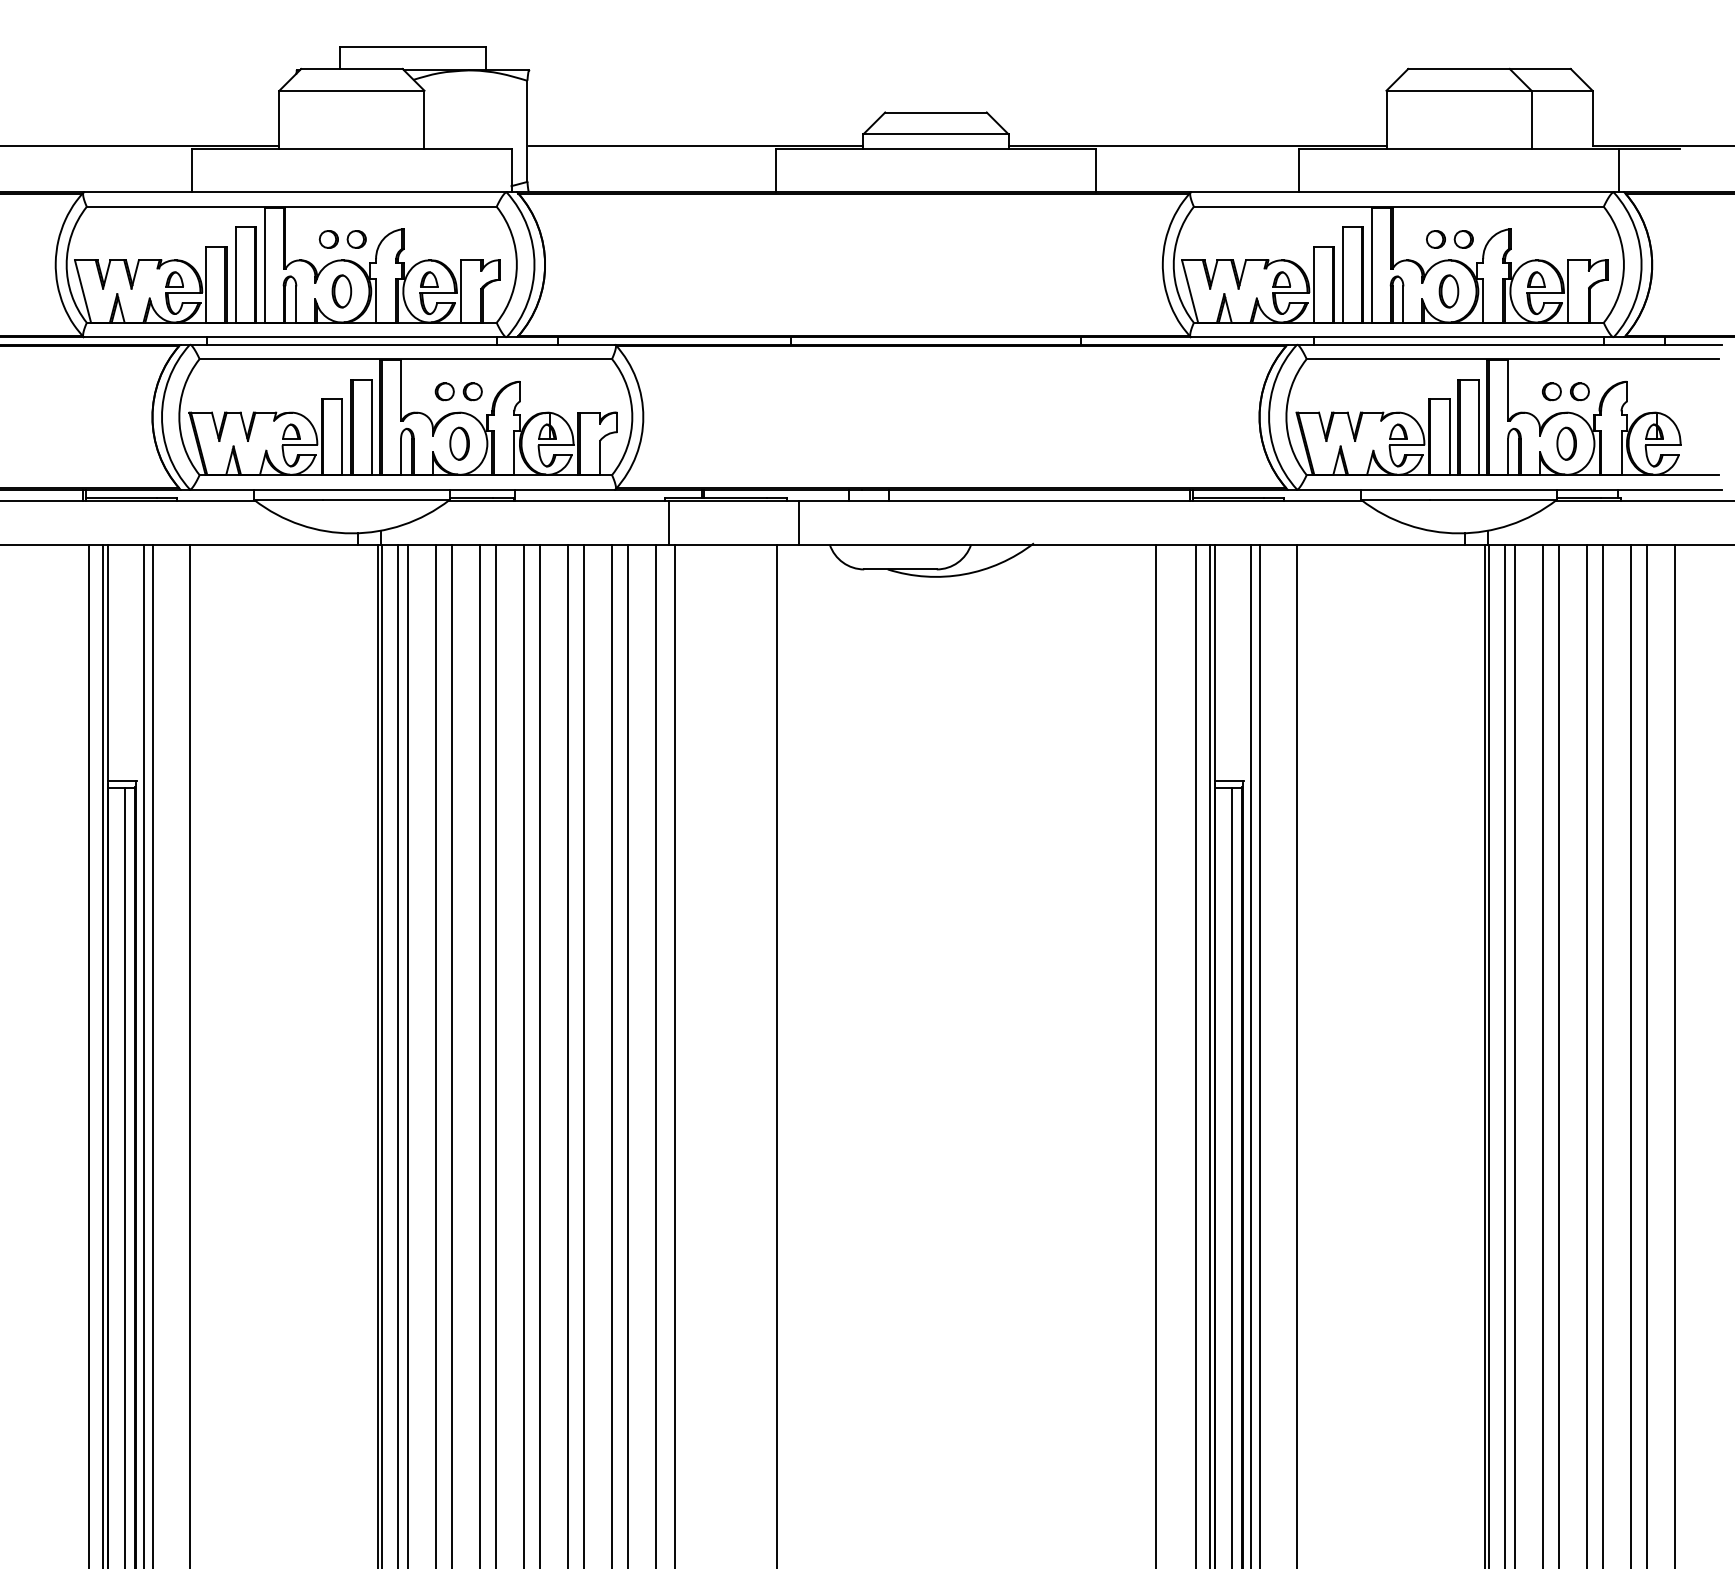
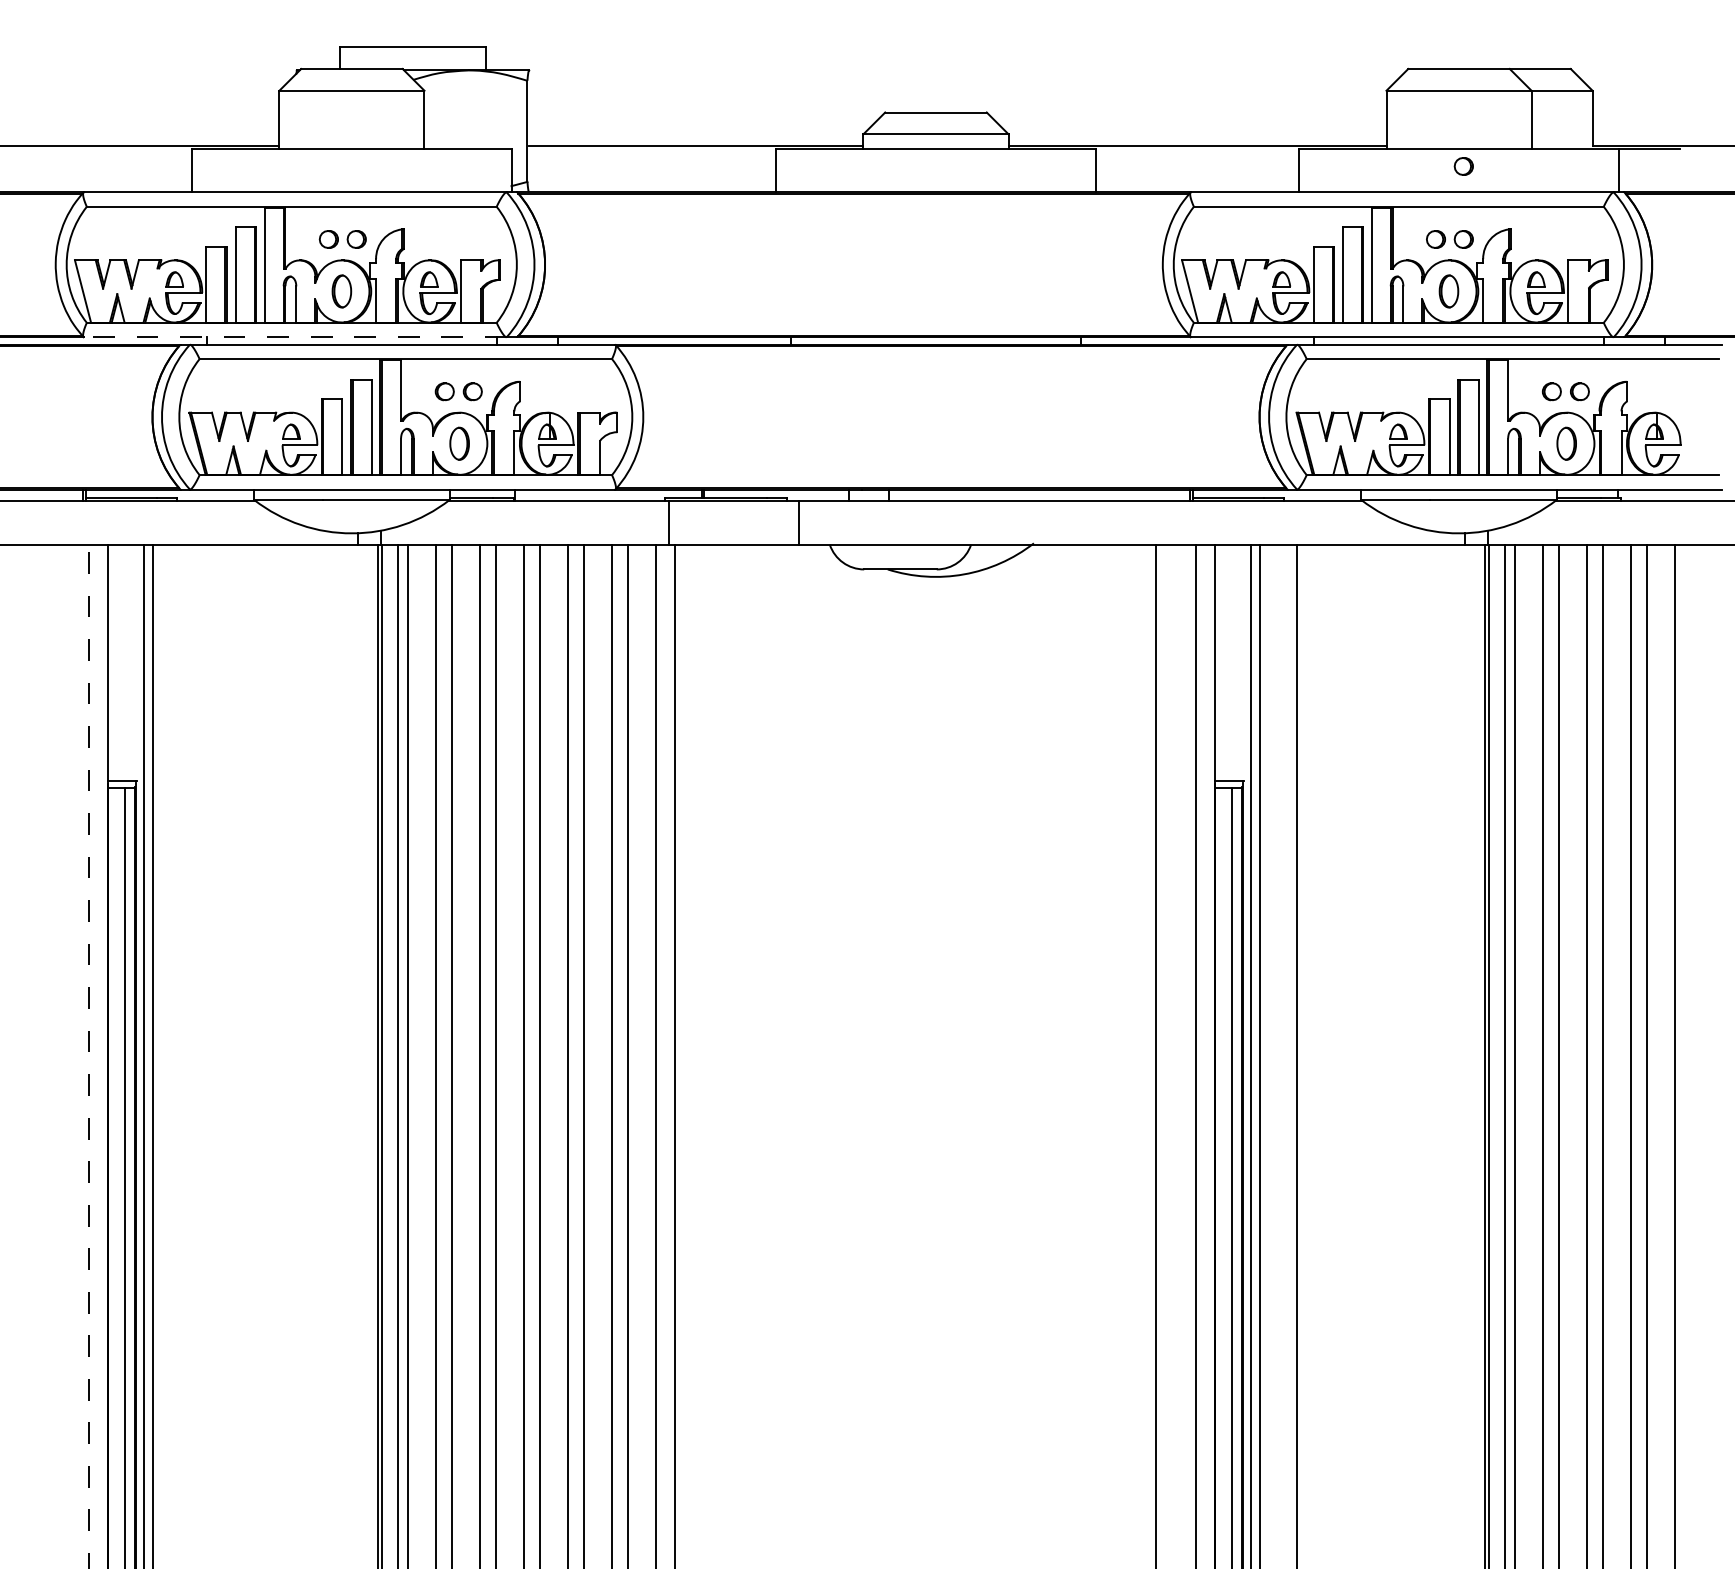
part: none -> present (1463, 166)
line: solid -> dashed (294, 337)
line: present -> none (102, 1054)
line: present -> none (190, 1054)
line: present -> none (777, 1054)
line: present -> none (1210, 1054)
line: solid -> dashed (88, 1056)
